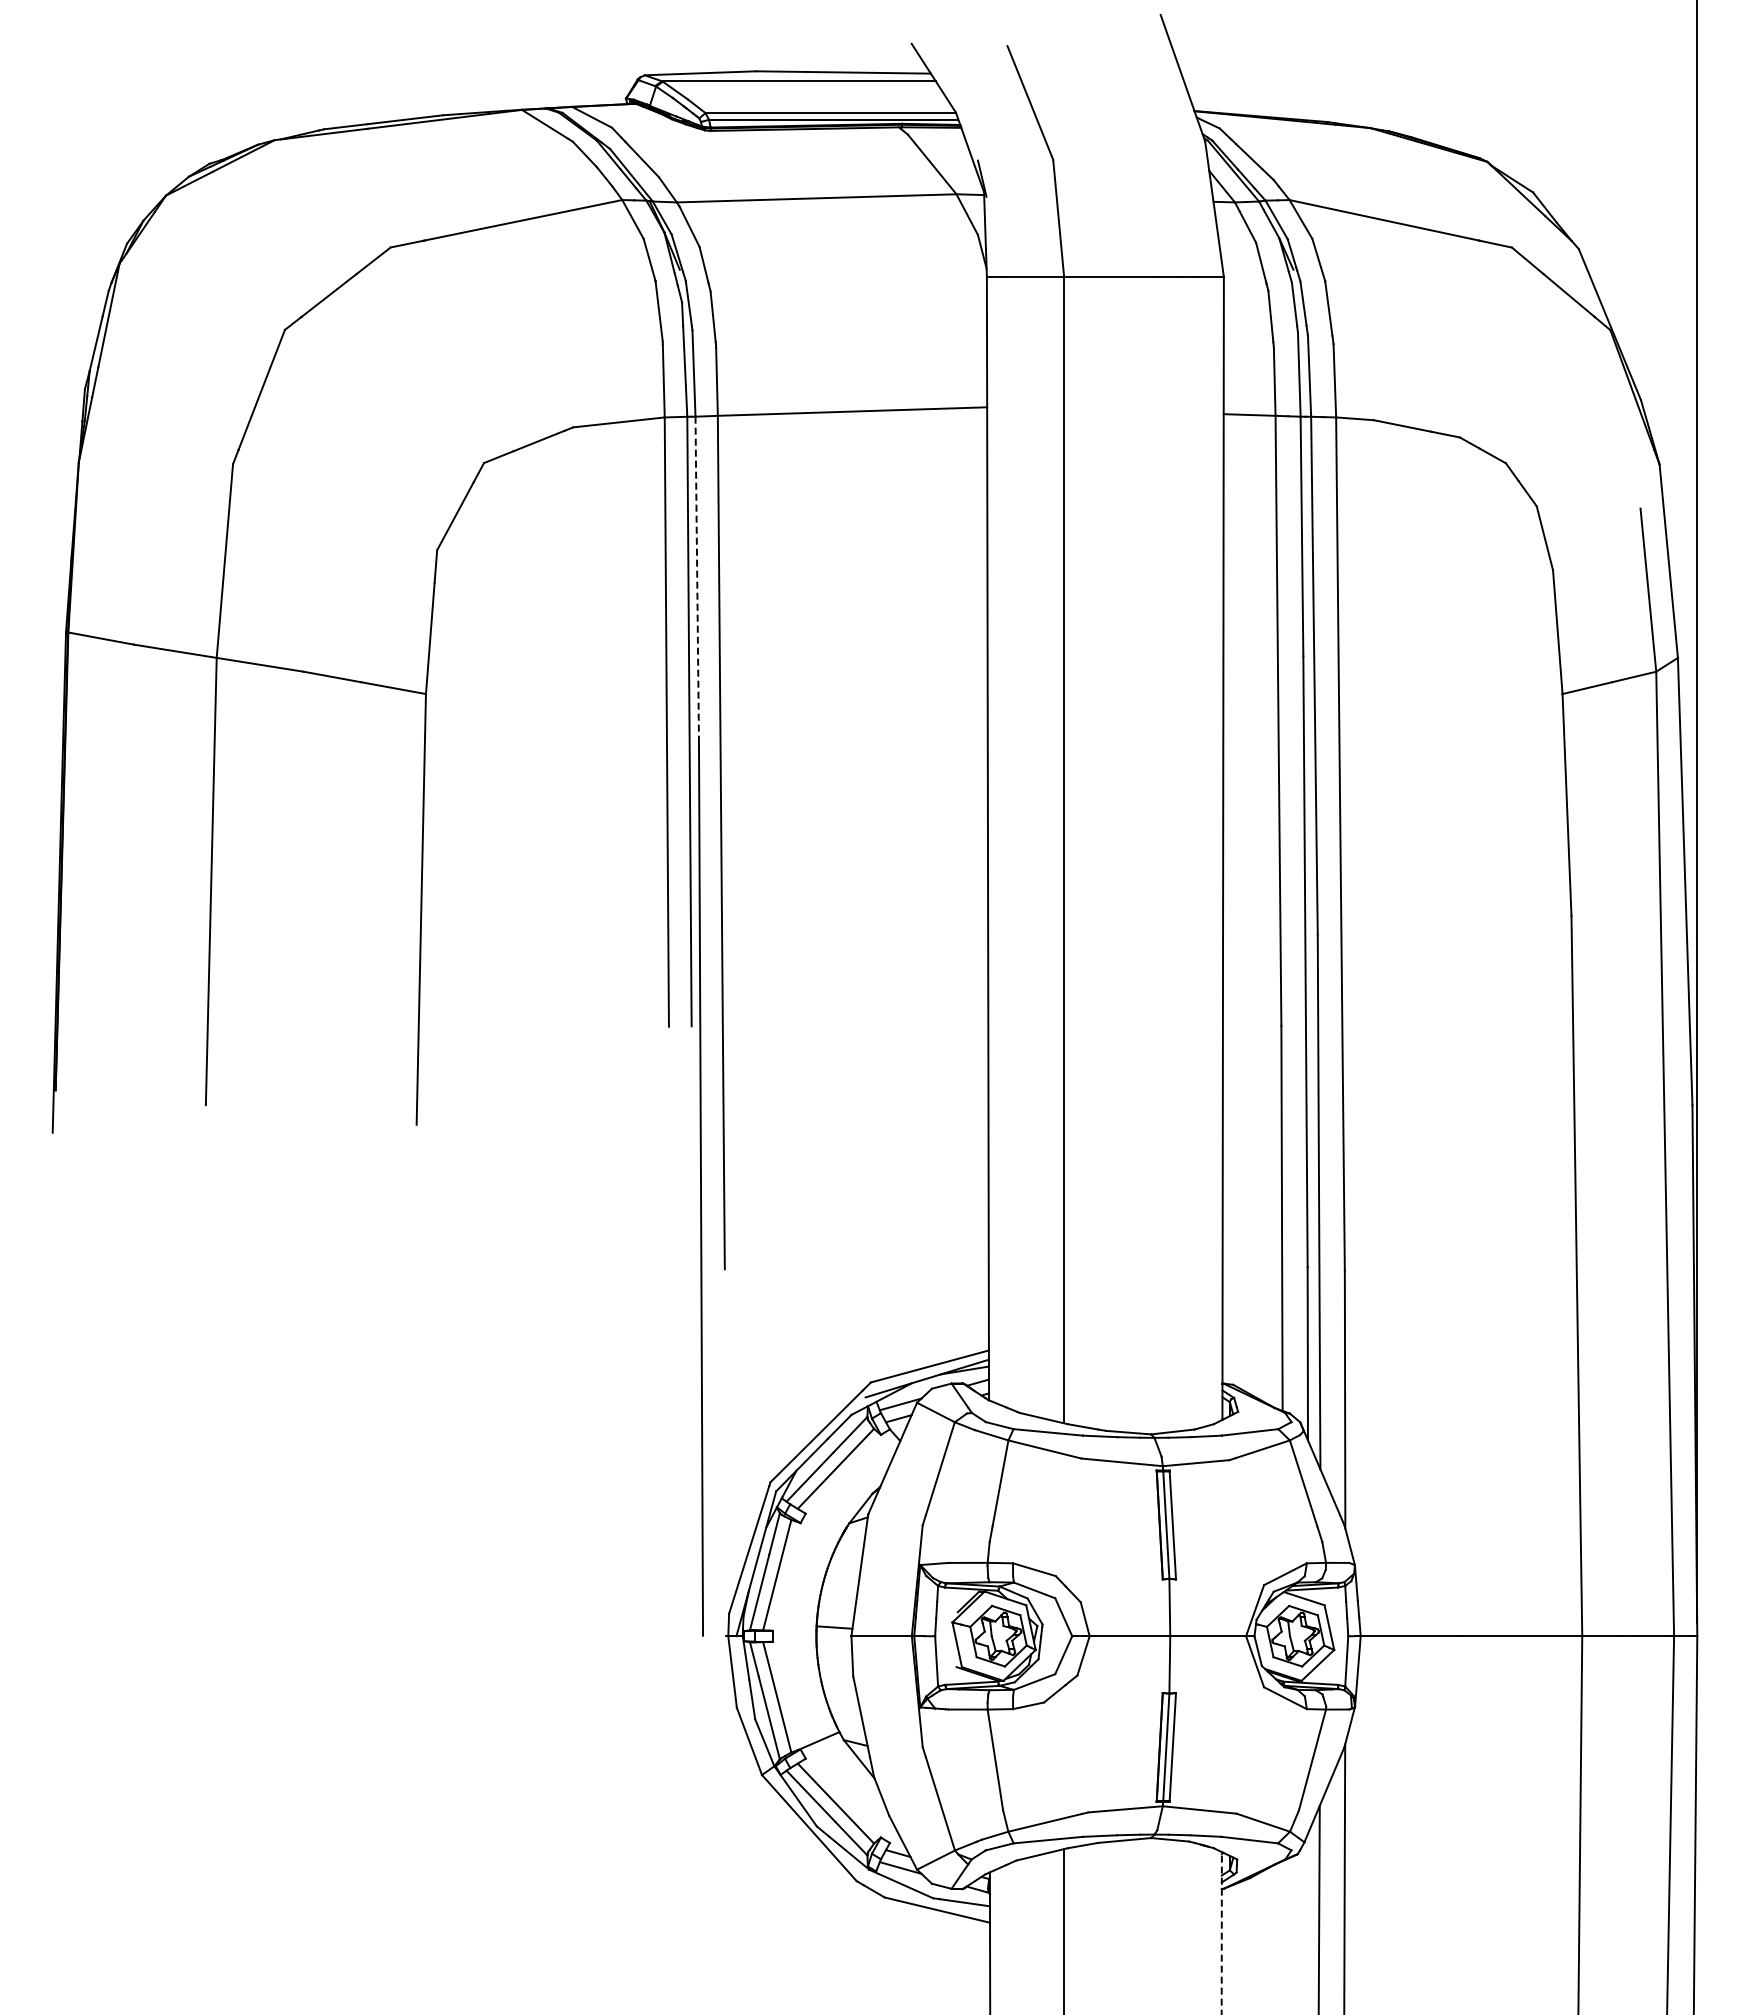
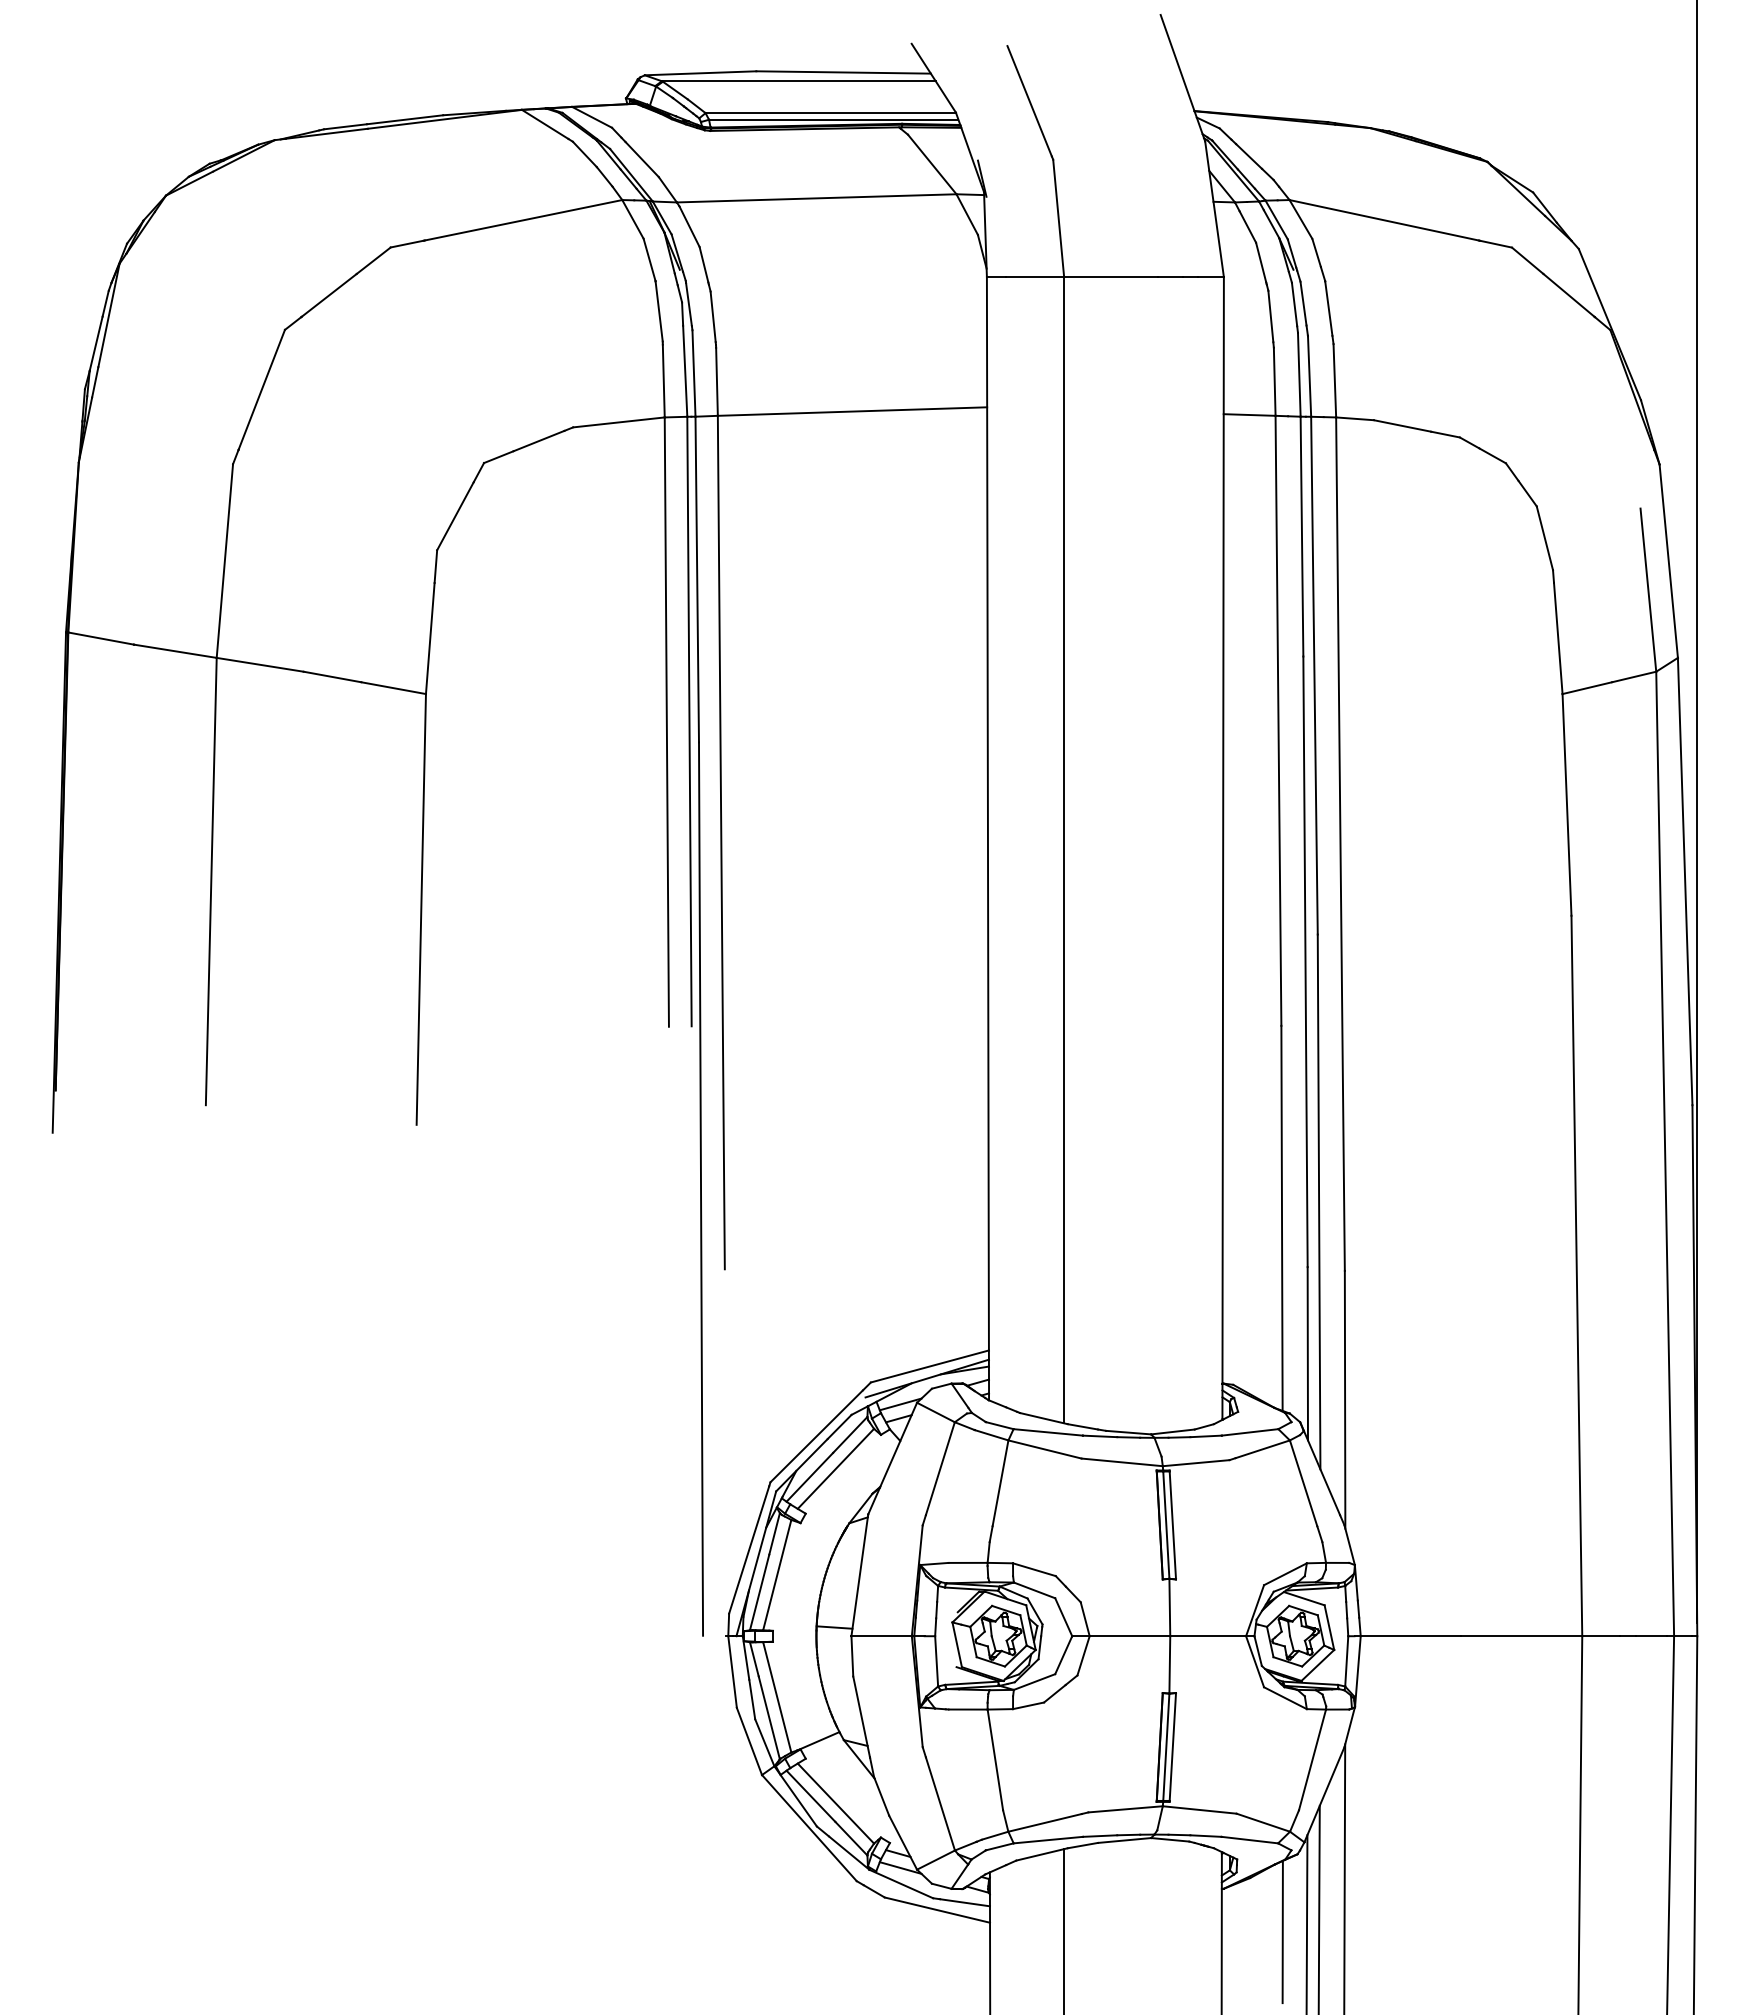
line: dashed -> solid (697, 579)
line: none -> present (1306, 1923)
line: none -> present (1282, 1931)
line: dashed -> solid (1221, 1933)
